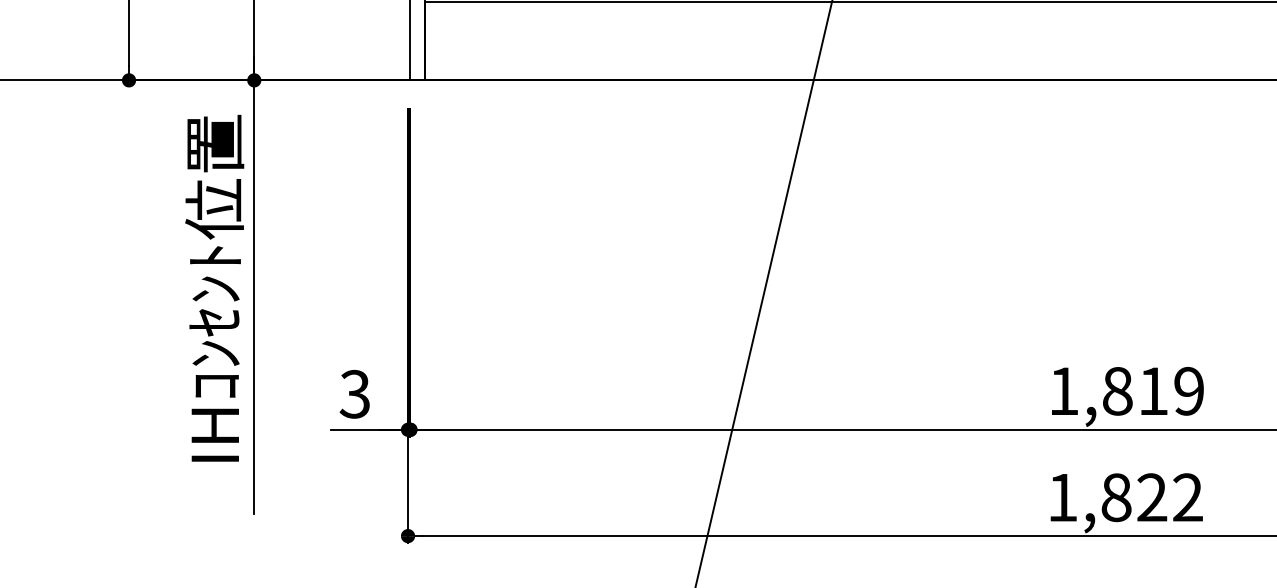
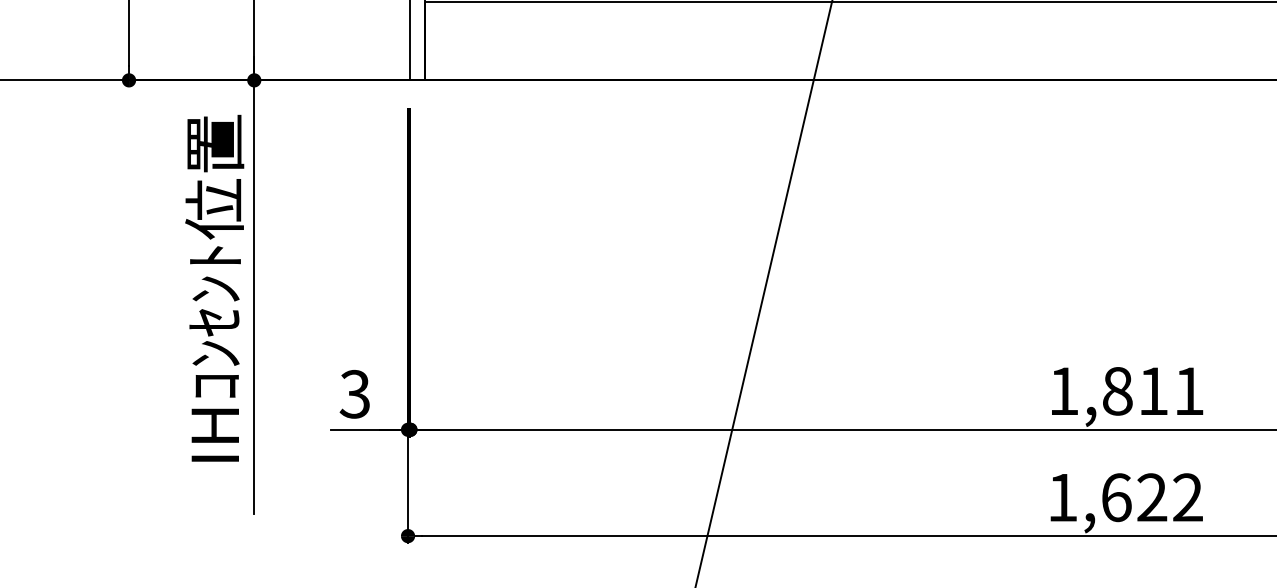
text: 1,819 -> 1,811 (1188, 391)
text: 1,822 -> 1,622 (1116, 497)
